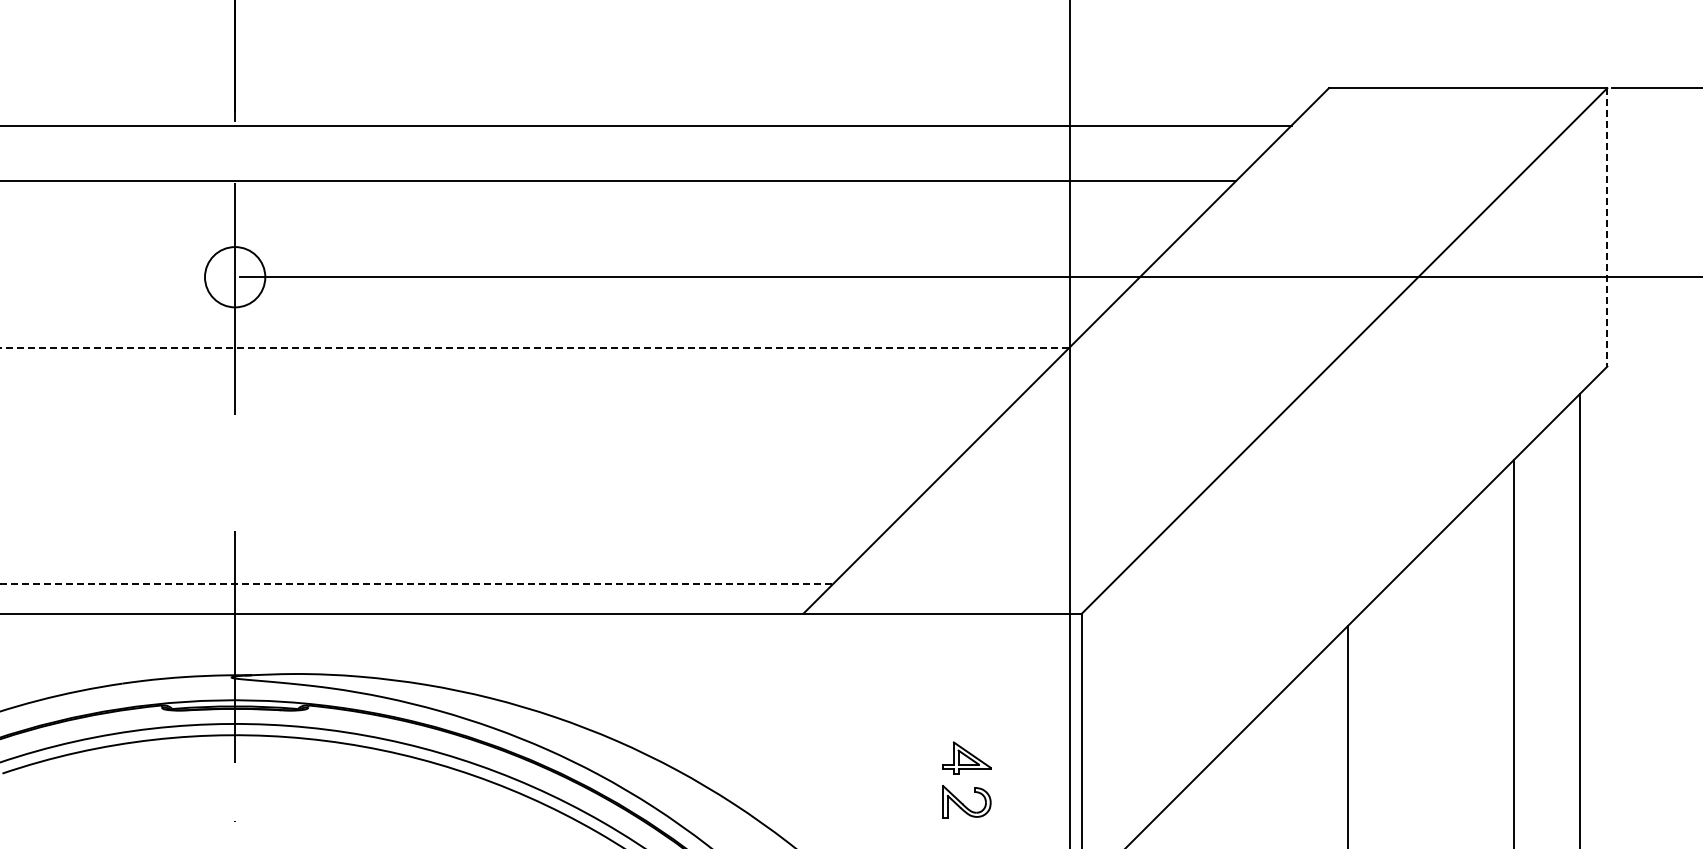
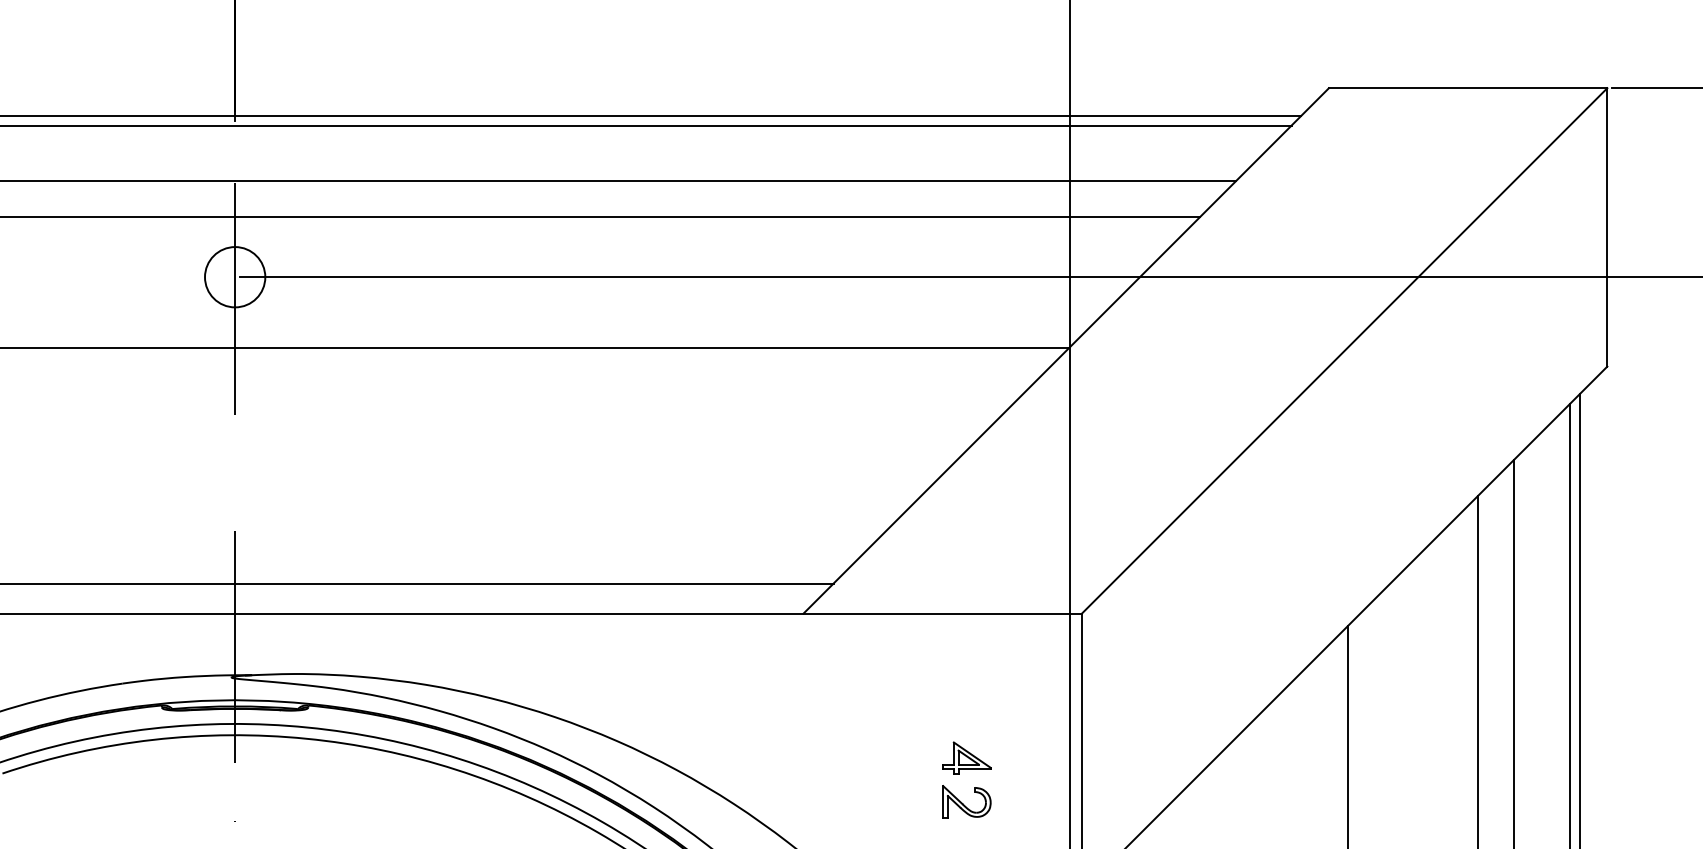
line: none -> present (651, 116)
line: none -> present (600, 217)
line: dashed -> solid (1607, 227)
line: dashed -> solid (534, 348)
line: dashed -> solid (417, 583)
line: none -> present (1569, 624)
line: none -> present (1478, 670)
